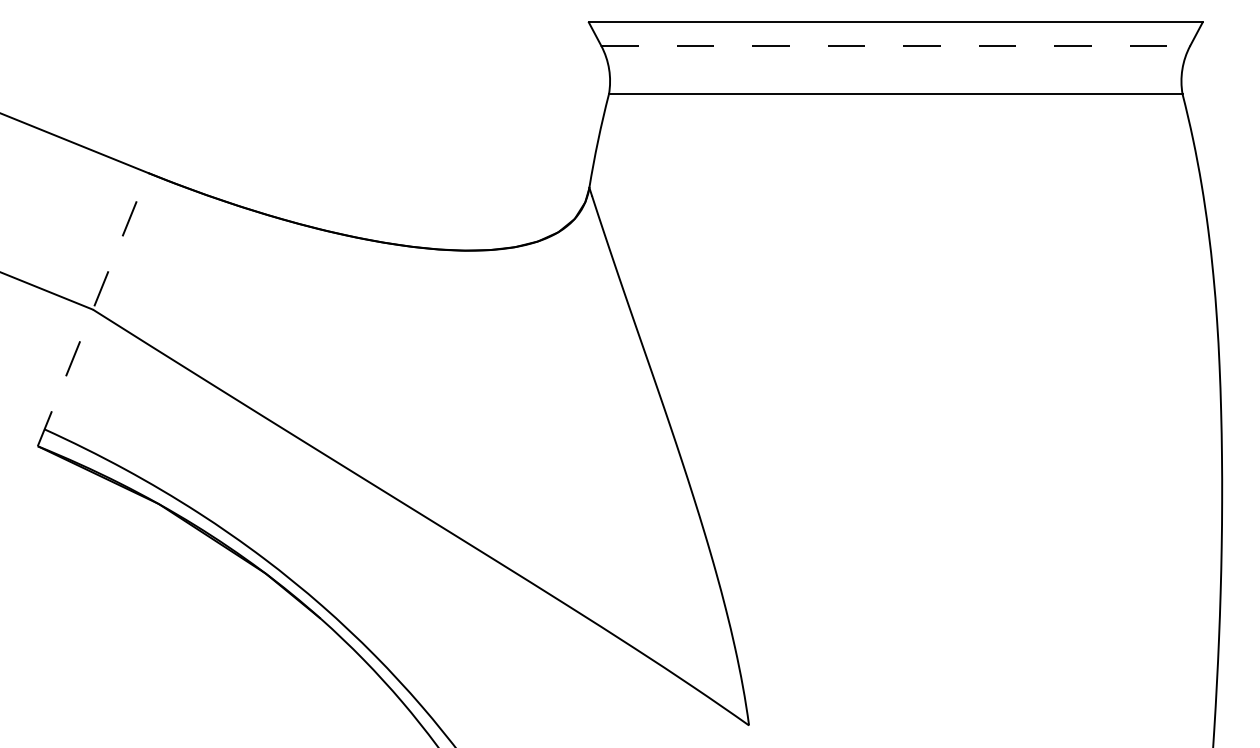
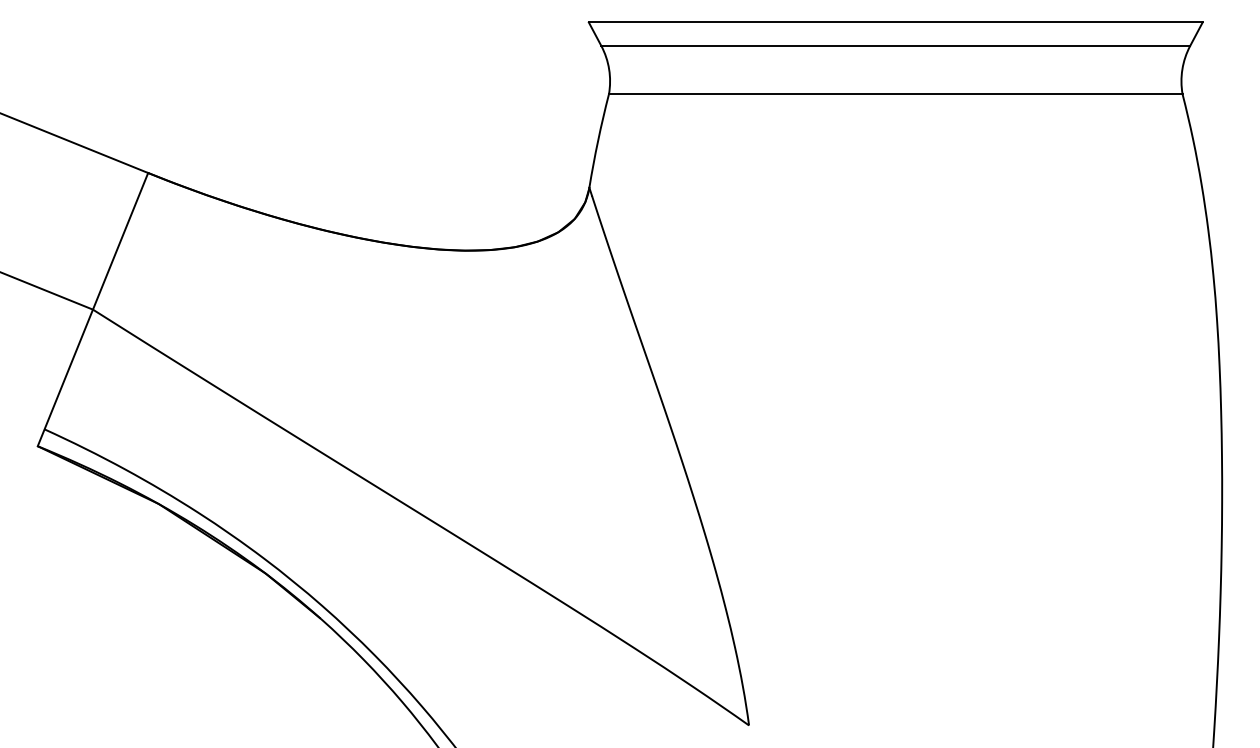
line: dashed -> solid (895, 45)
line: dashed -> solid (93, 309)
